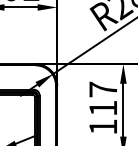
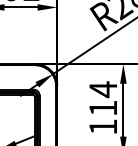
text: 117 -> 114 (102, 89)
